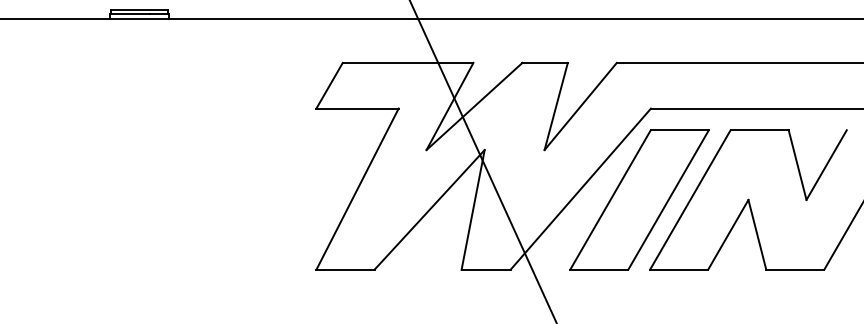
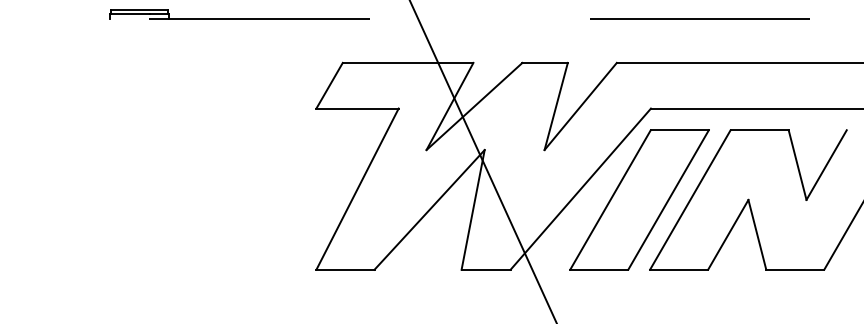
line: solid -> dashed (431, 18)
